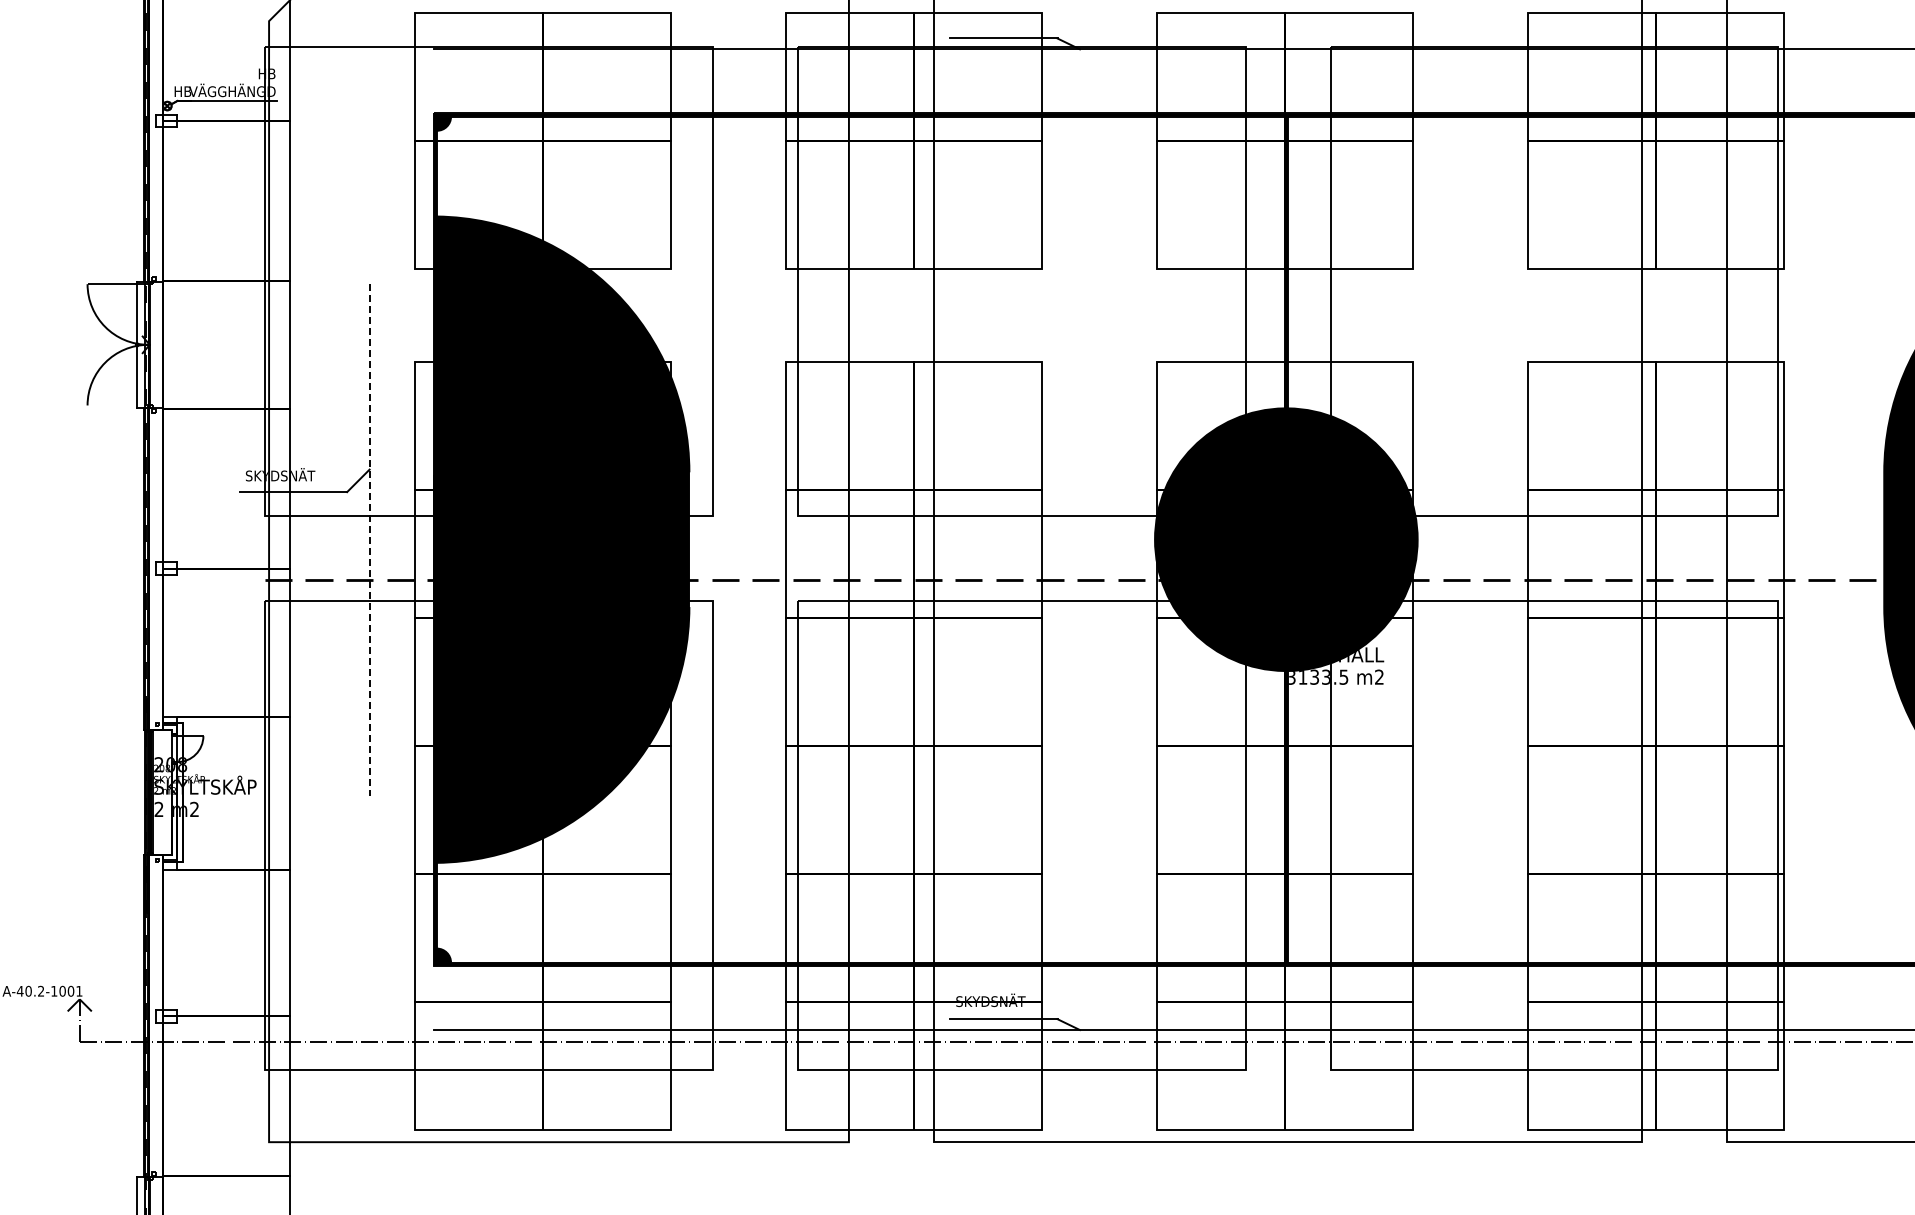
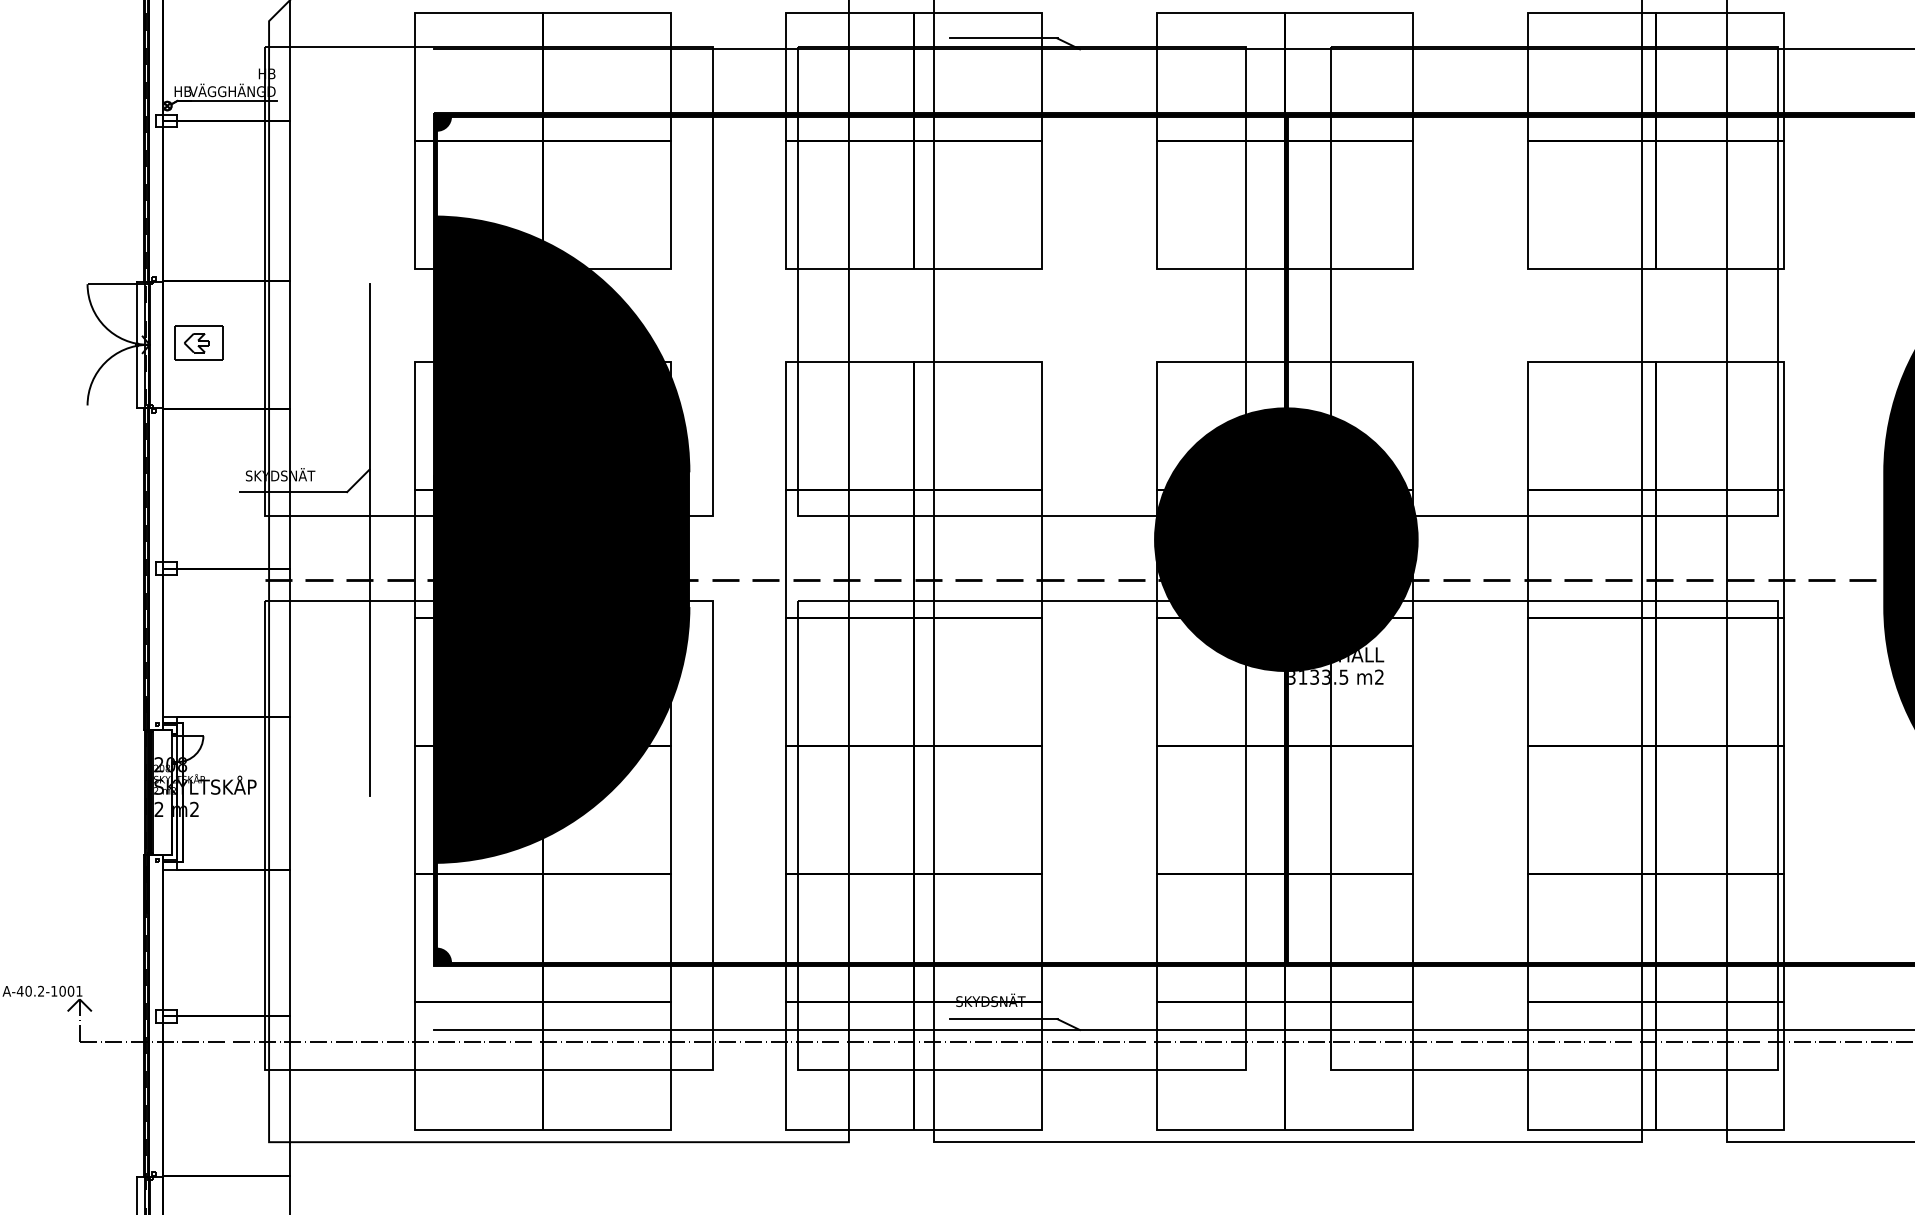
part: none -> present (198, 342)
line: dashed -> solid (369, 539)
